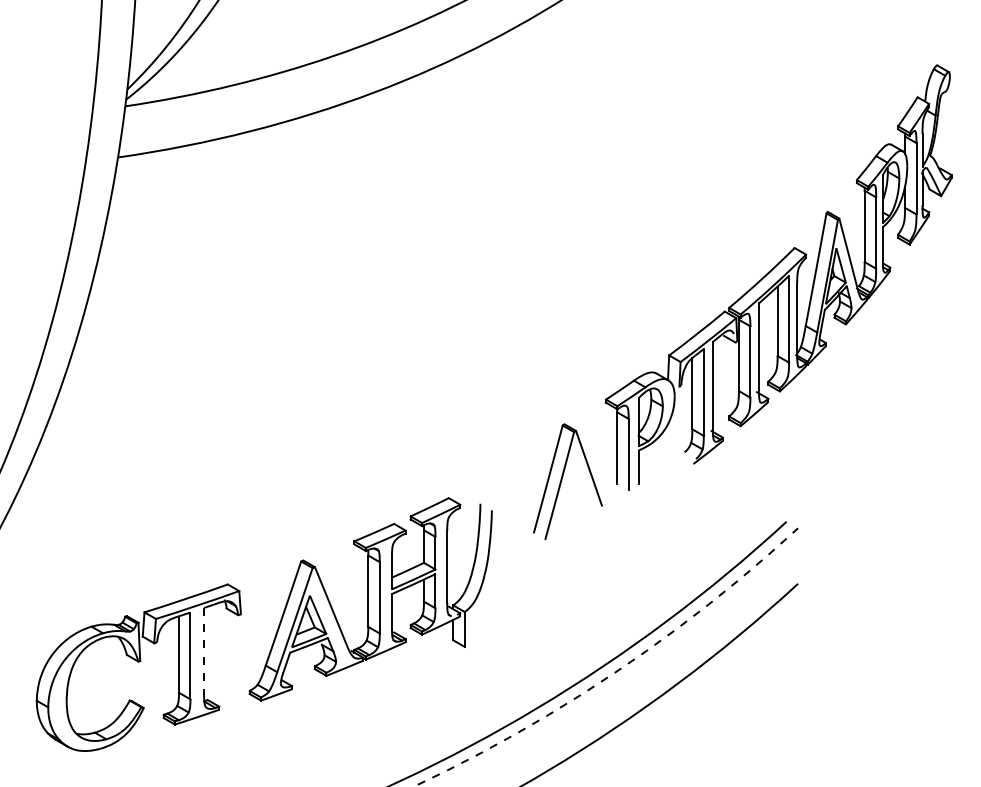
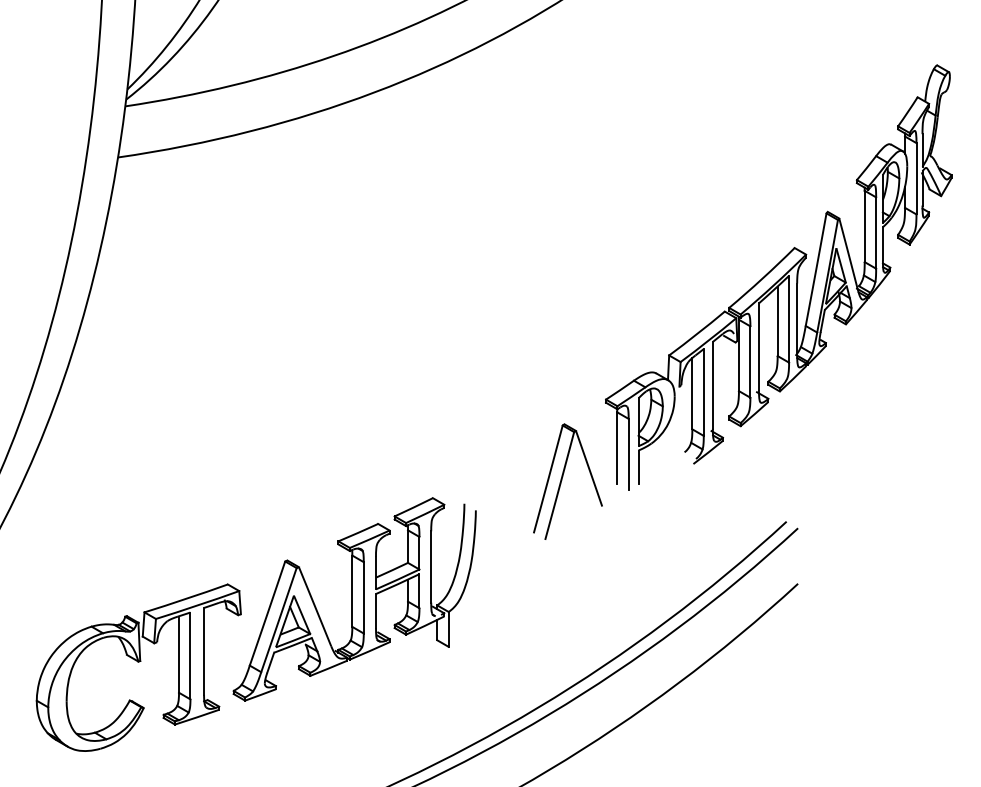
part position: (370, 599) -> (354, 599) (354, 599)
line: dashed -> solid (204, 651)
arc: dashed -> solid (615, 672)
